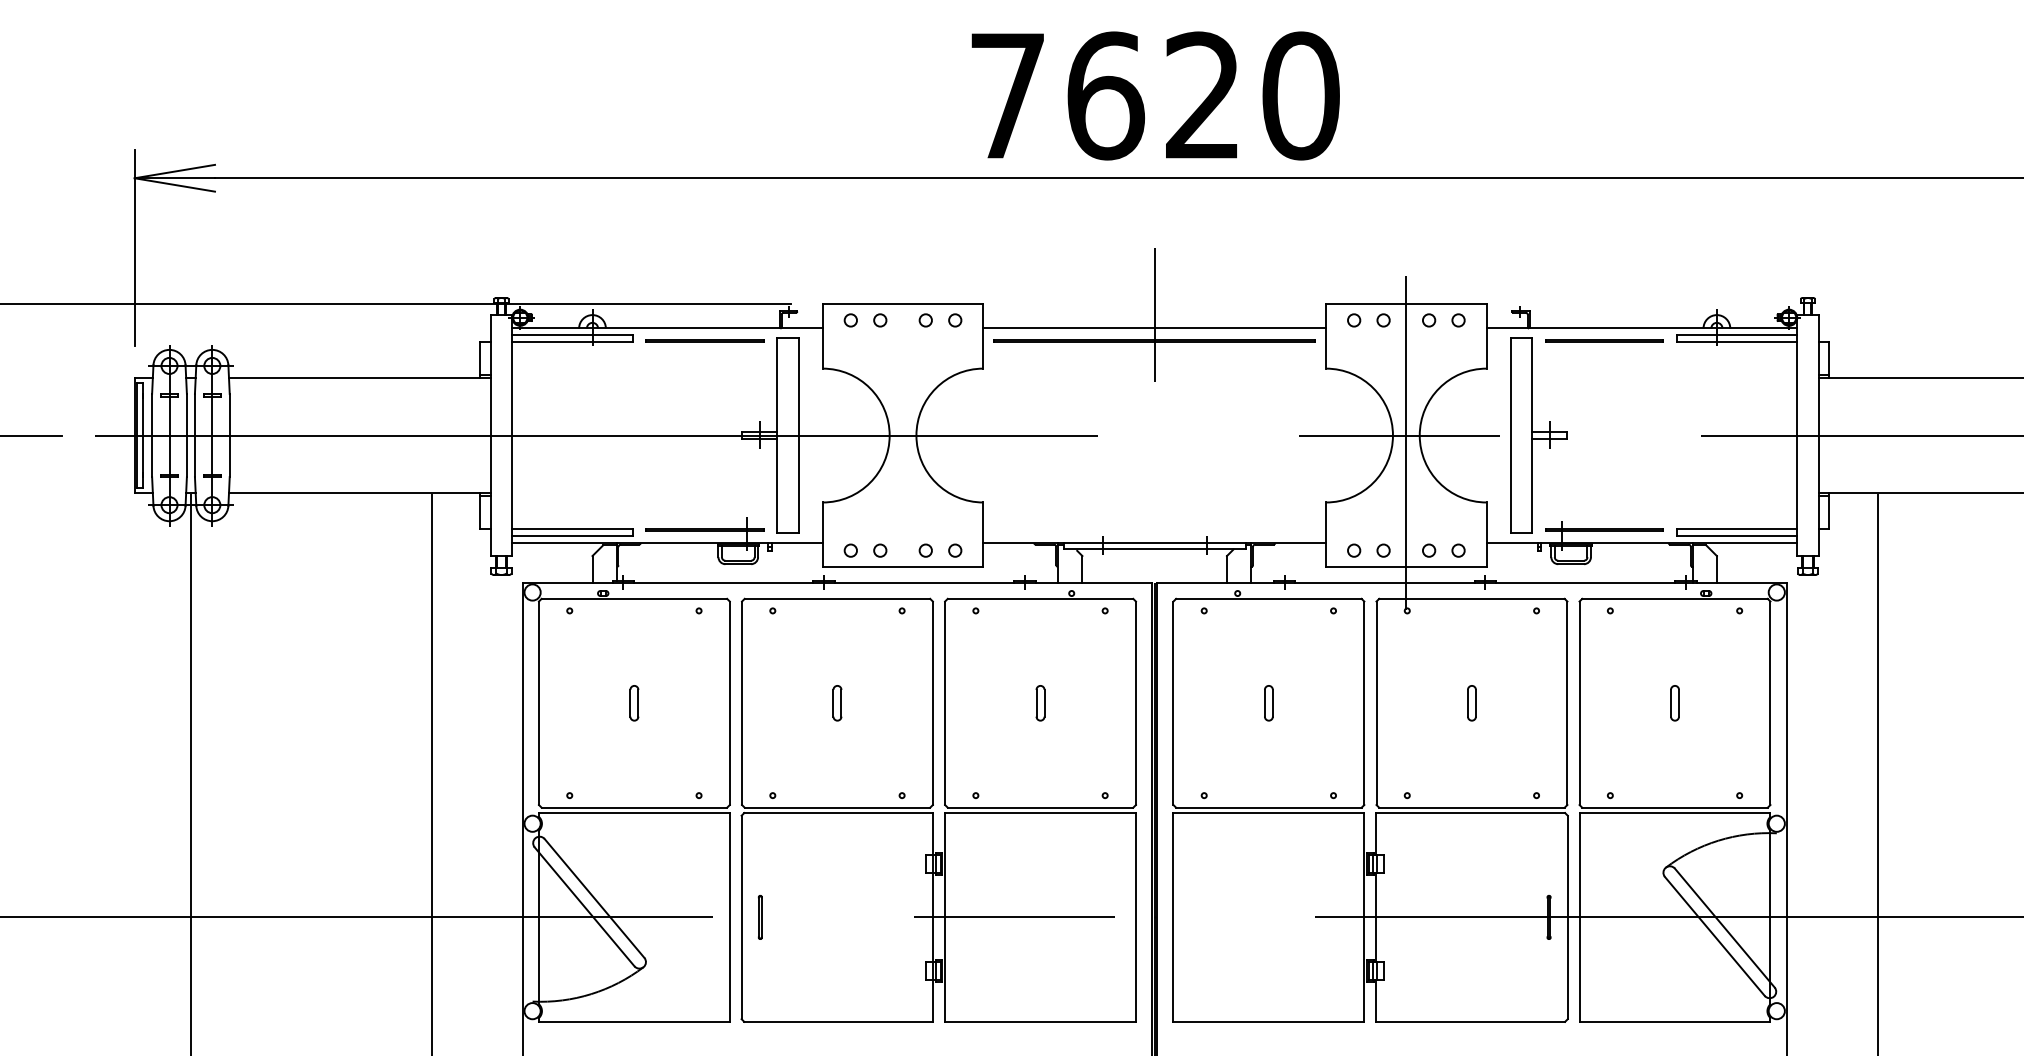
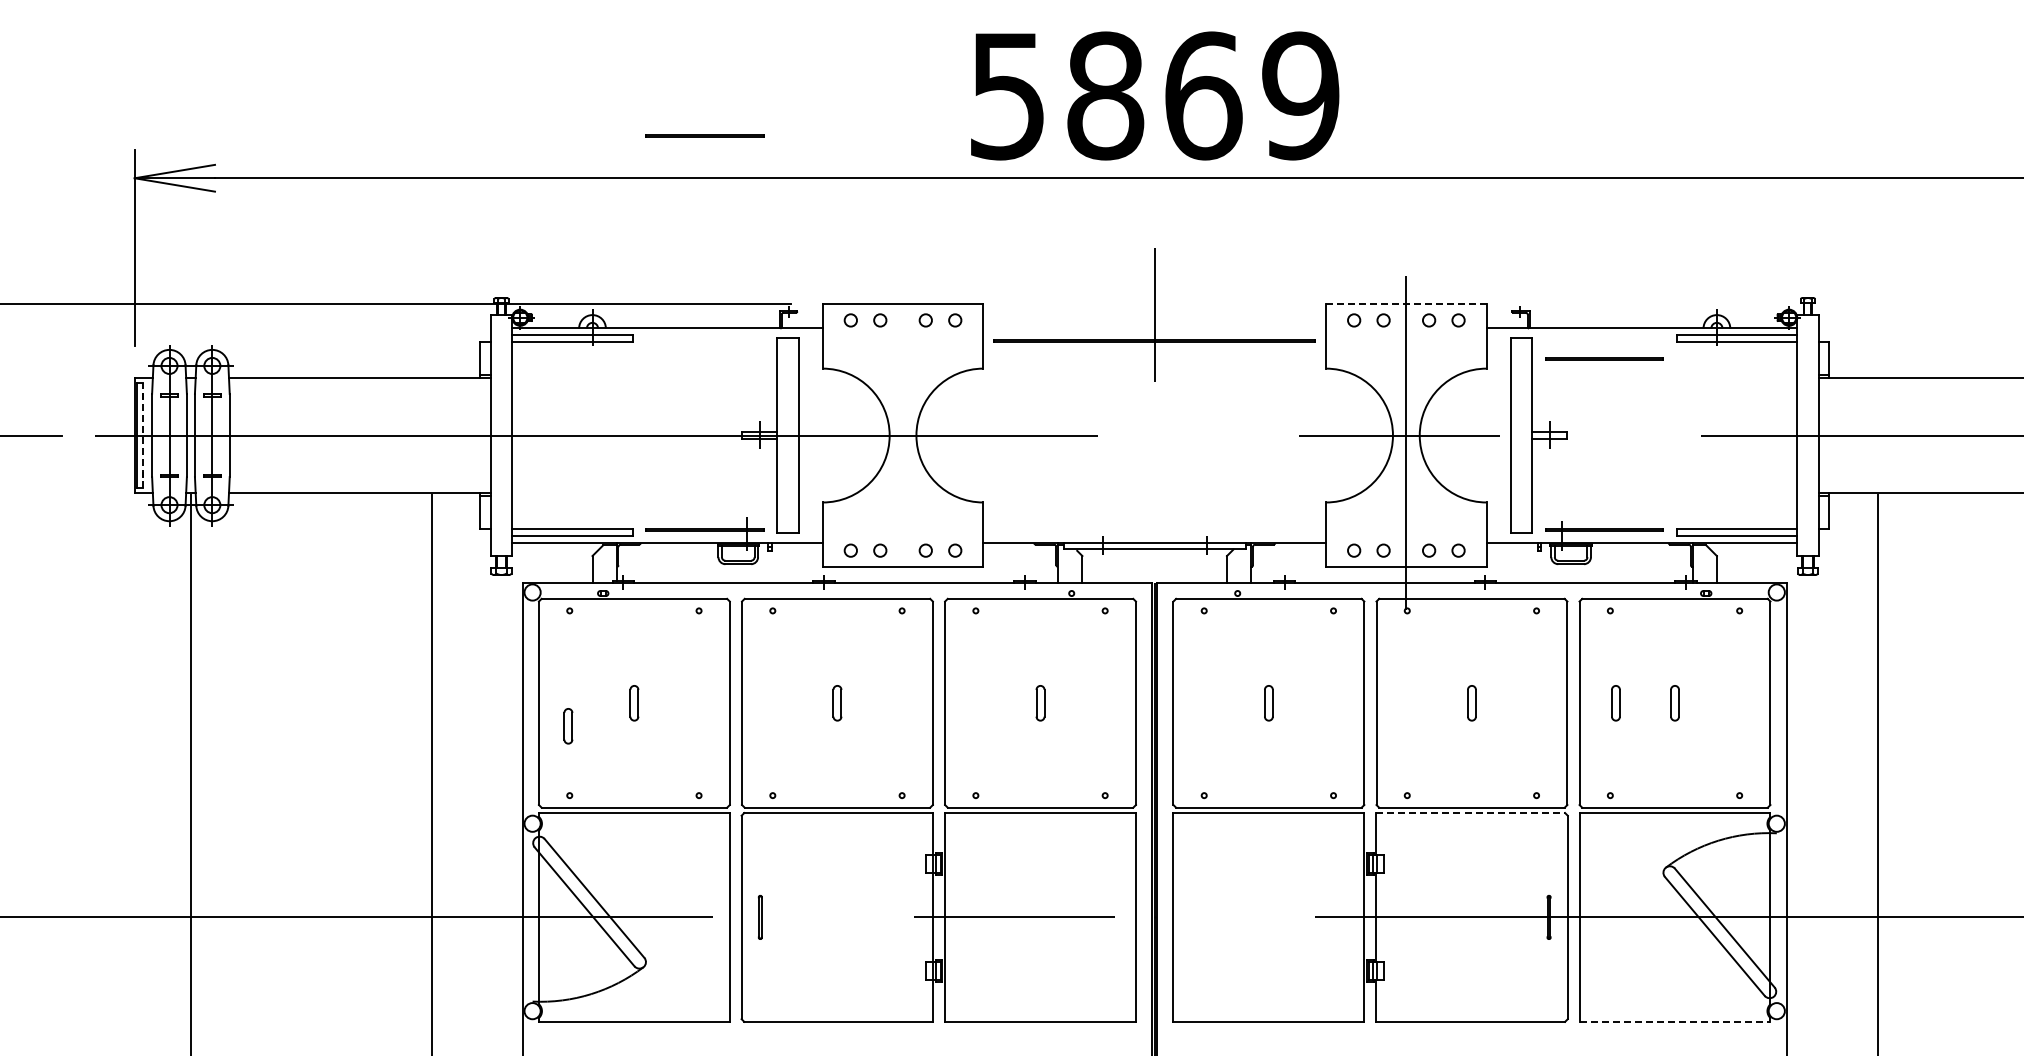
text: 7620 -> 5869 (1155, 95)
line: solid -> dashed (1406, 304)
line: present -> none (1154, 328)
line position: (704, 340) -> (704, 135) (704, 135)
line position: (1604, 340) -> (1604, 358) (1604, 358)
line: solid -> dashed (142, 435)
part: none -> present (1615, 703)
part: none -> present (568, 726)
line: solid -> dashed (1471, 813)
line: solid -> dashed (1675, 1021)
